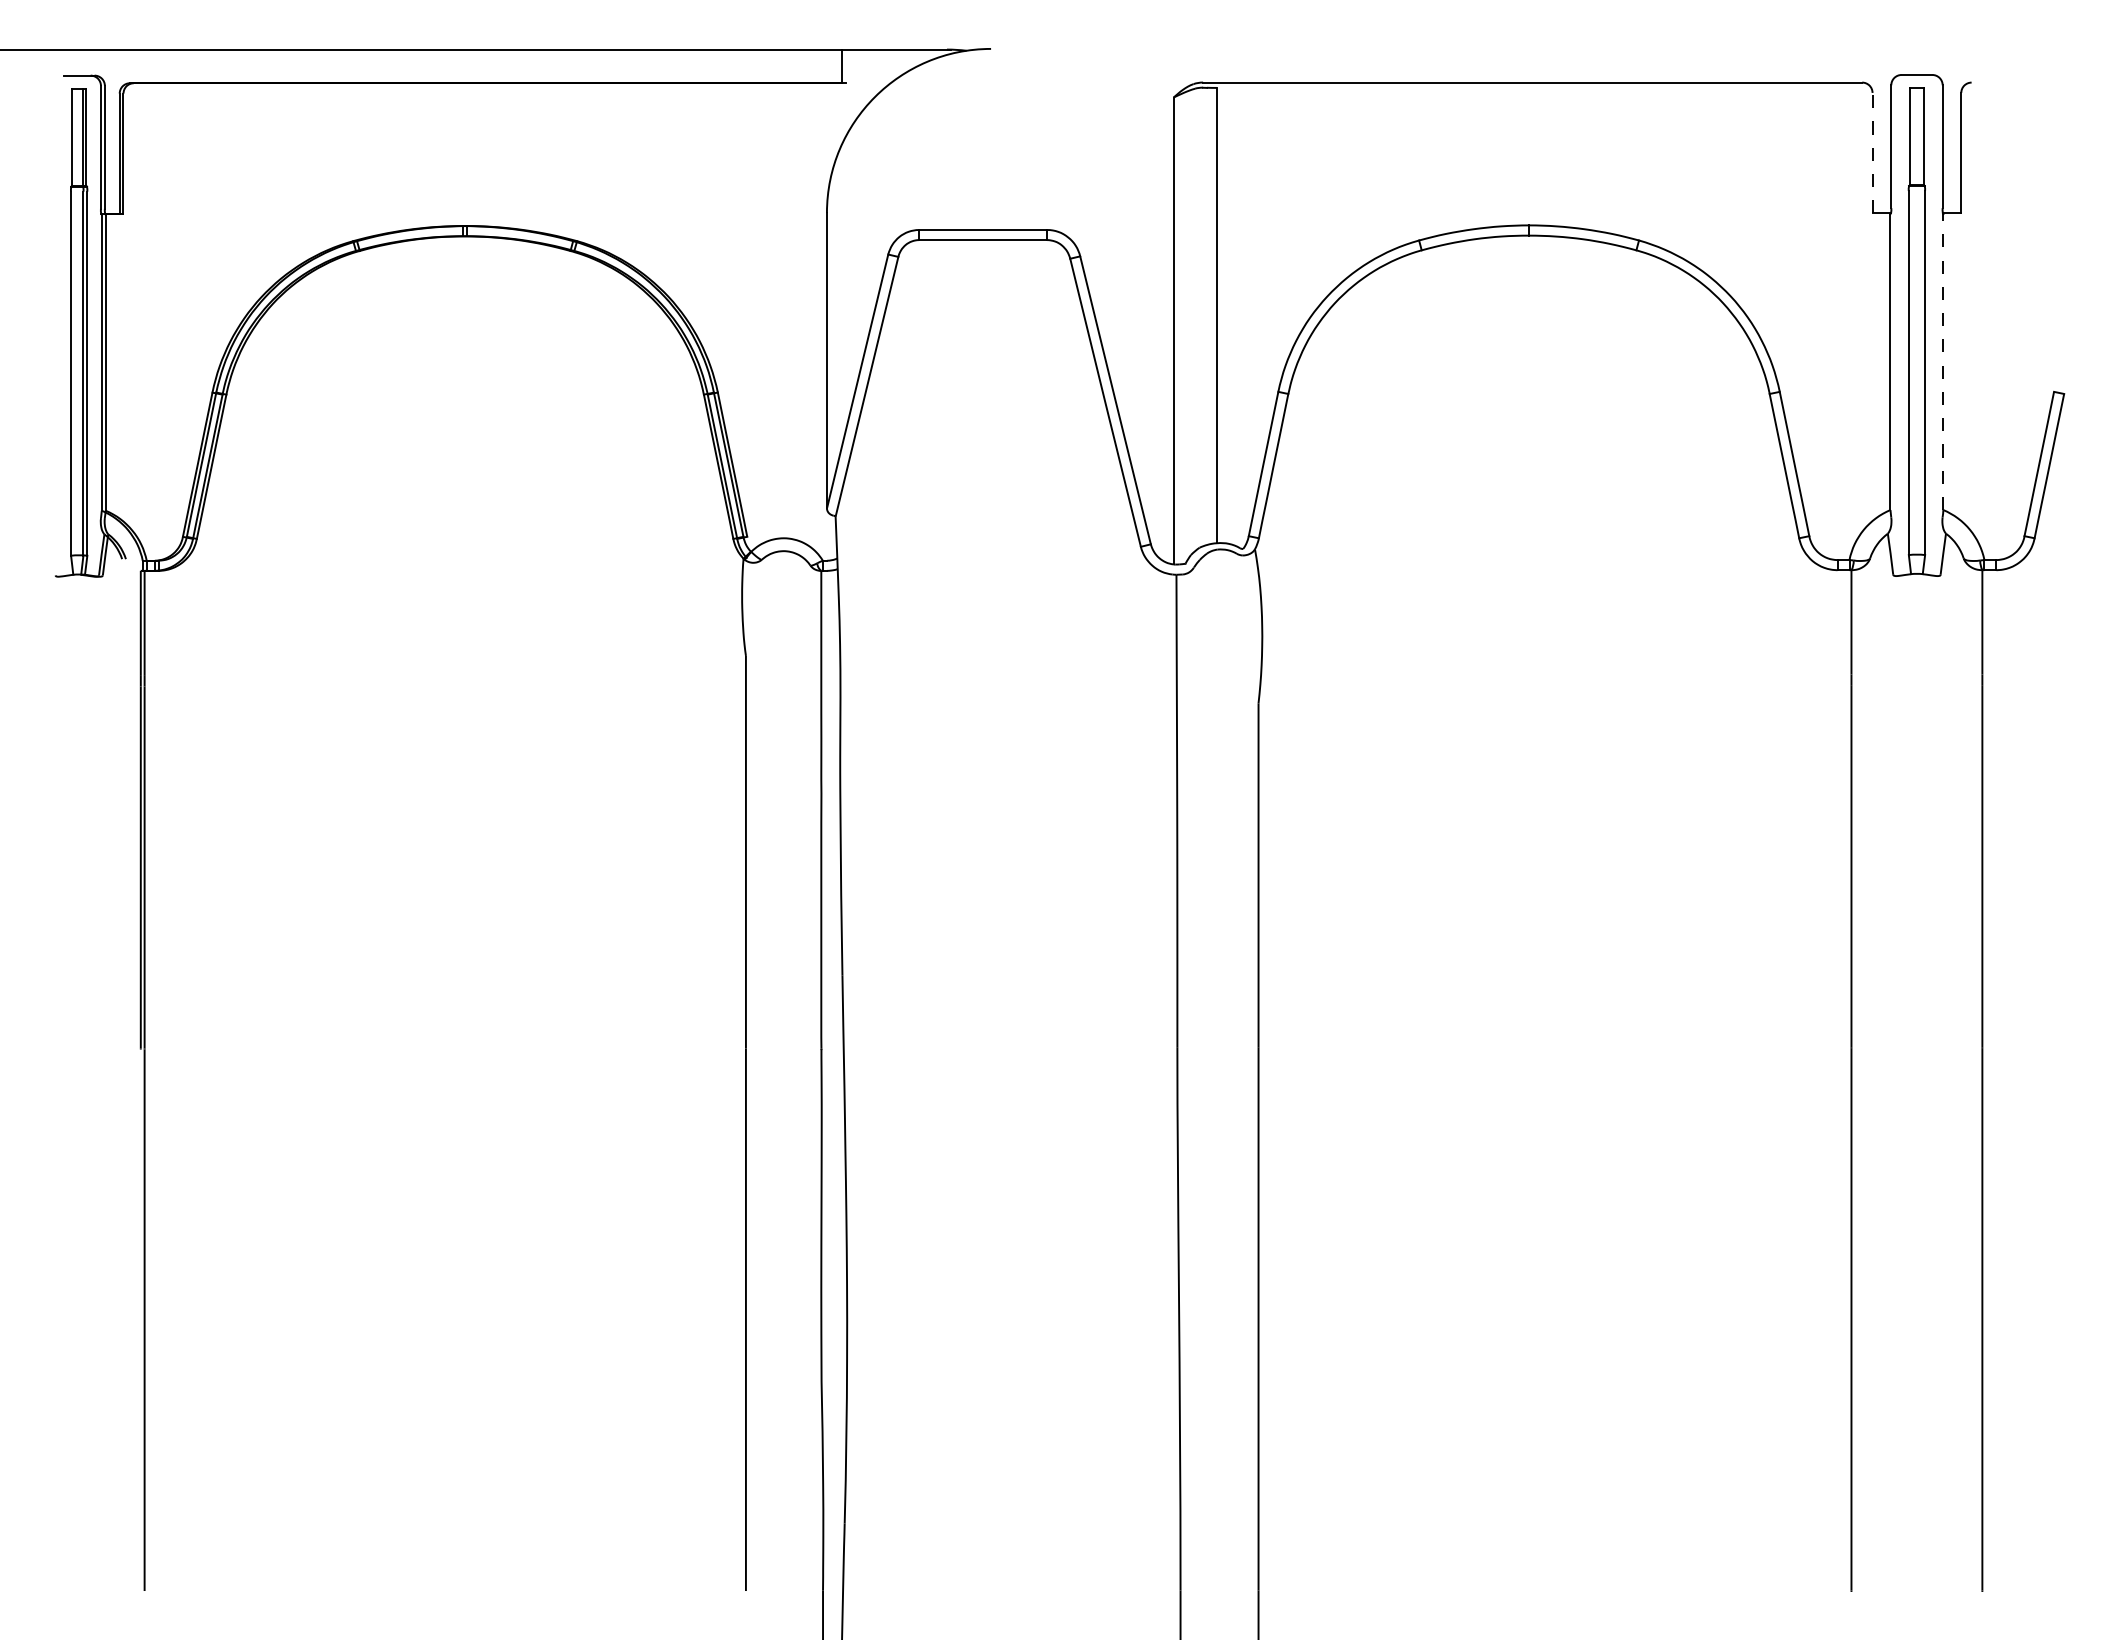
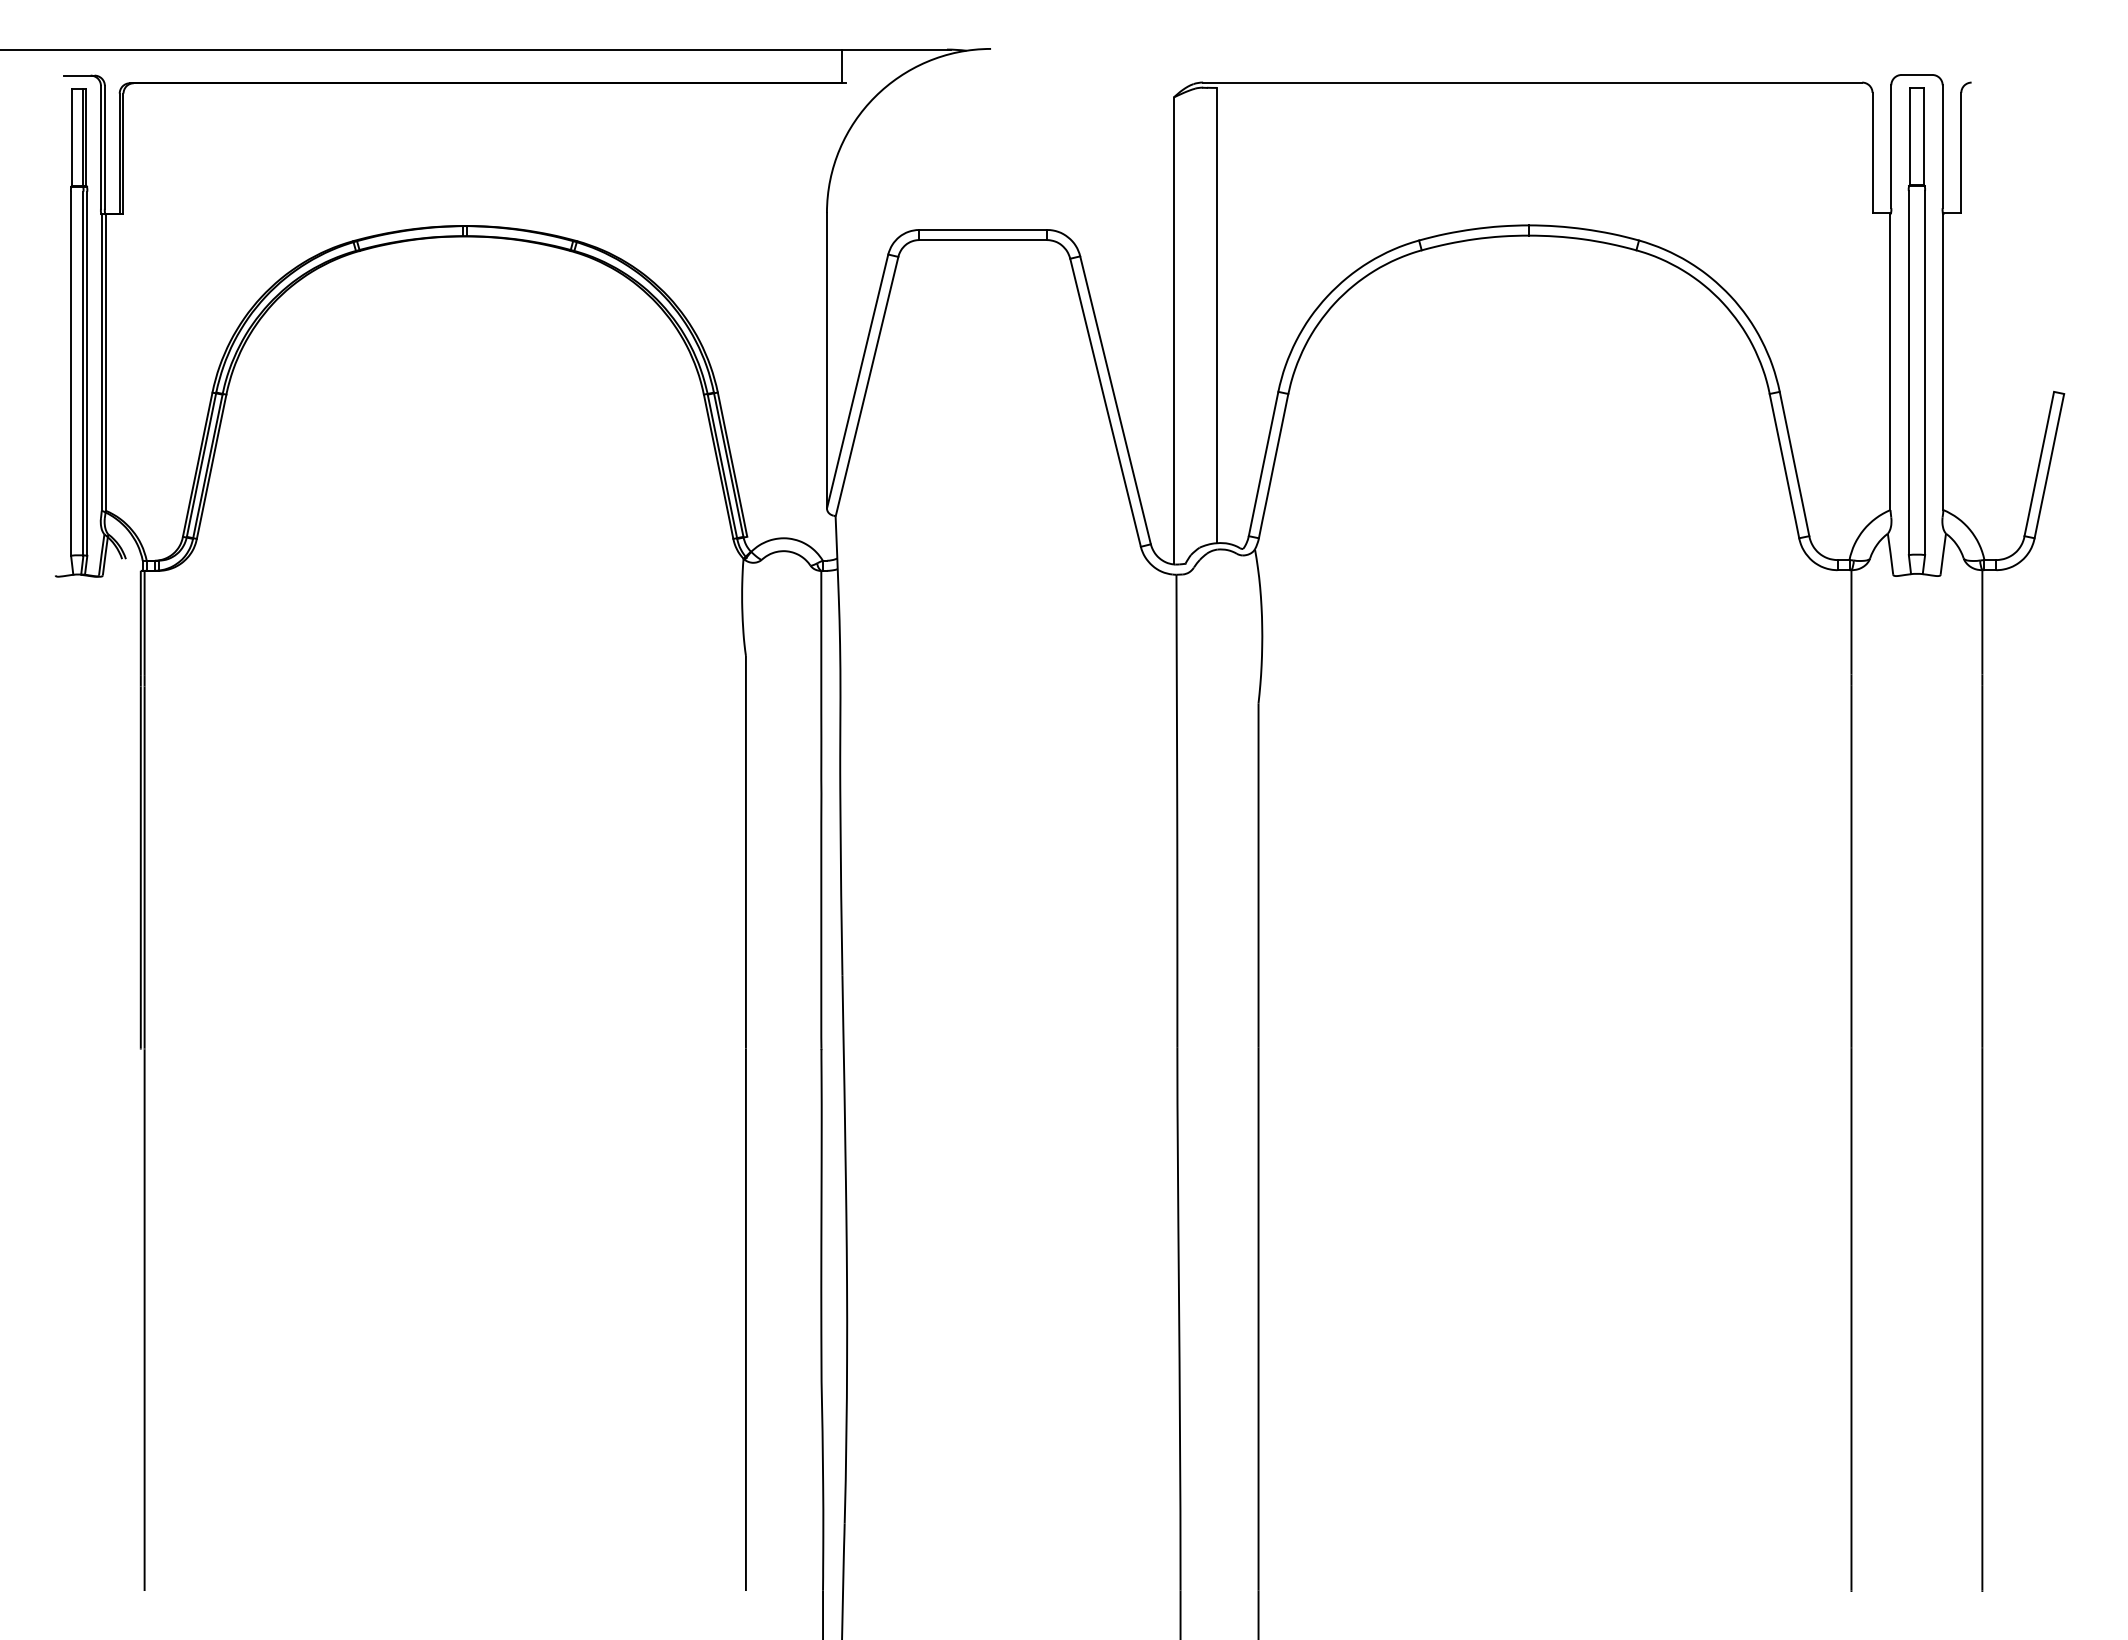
line: dashed -> solid (1872, 152)
line: dashed -> solid (1943, 362)
